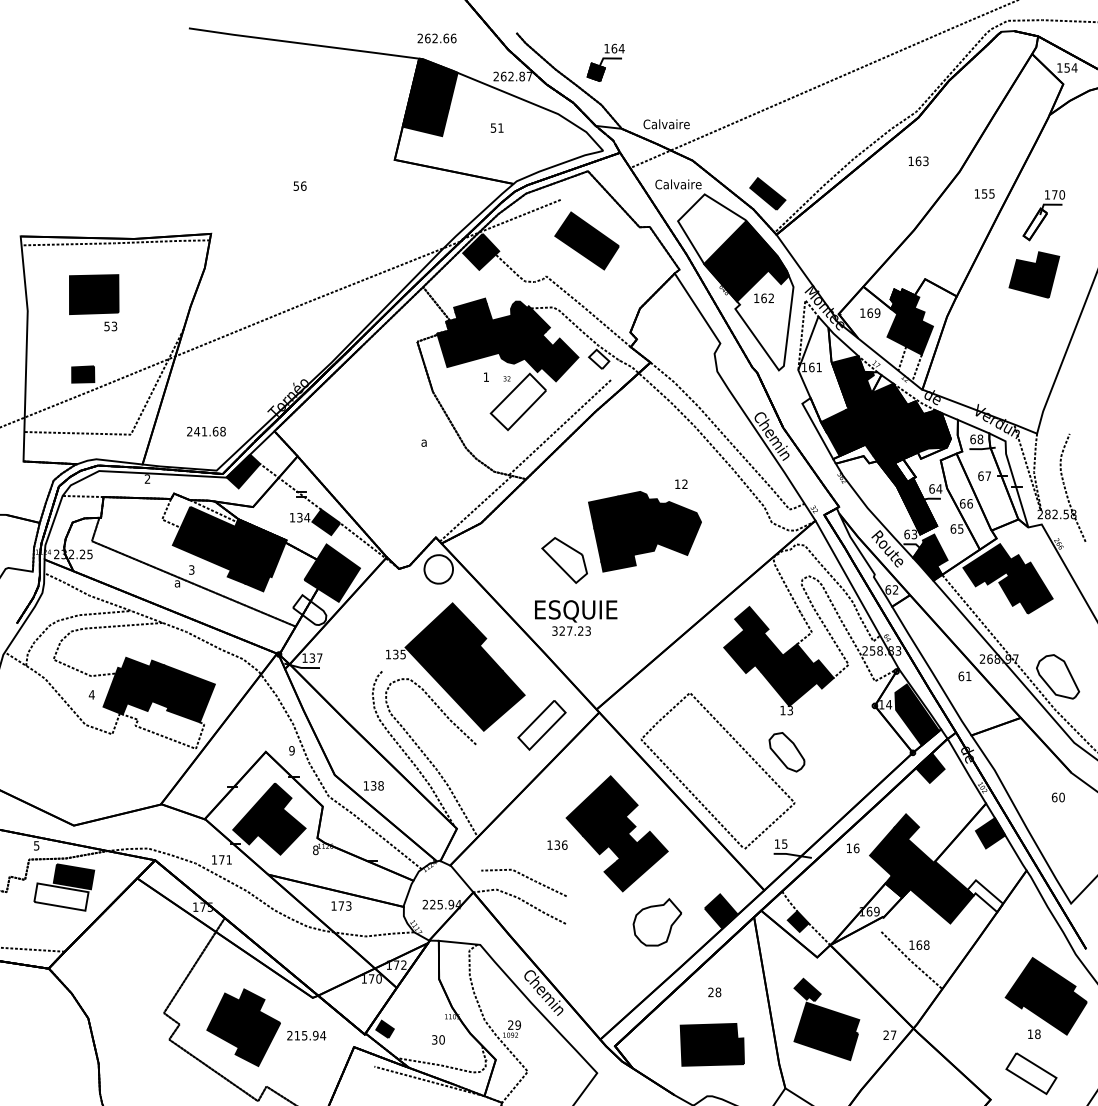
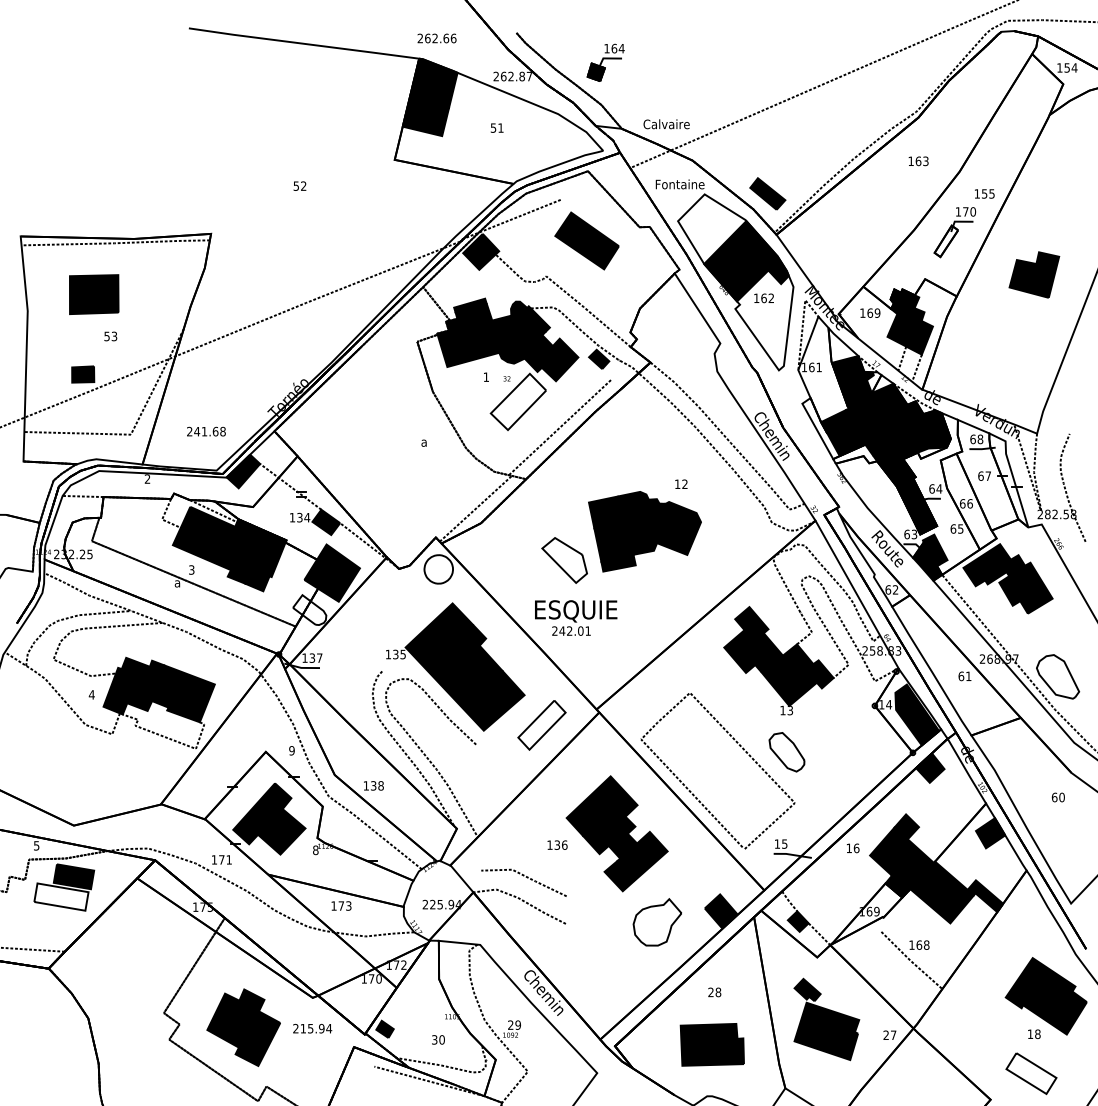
text: Calvaire -> Fontaine (679, 184)
text: 56 -> 52 (303, 185)
part position: (1043, 215) -> (954, 232) (954, 232)
text position: (110, 326) -> (110, 336) (110, 336)
fill: none -> present (599, 359)
fill: none -> present (904, 470)
text: 327.23 -> 242.01 (571, 630)
fill: none -> present (985, 896)
text position: (306, 1035) -> (312, 1028) (312, 1028)
